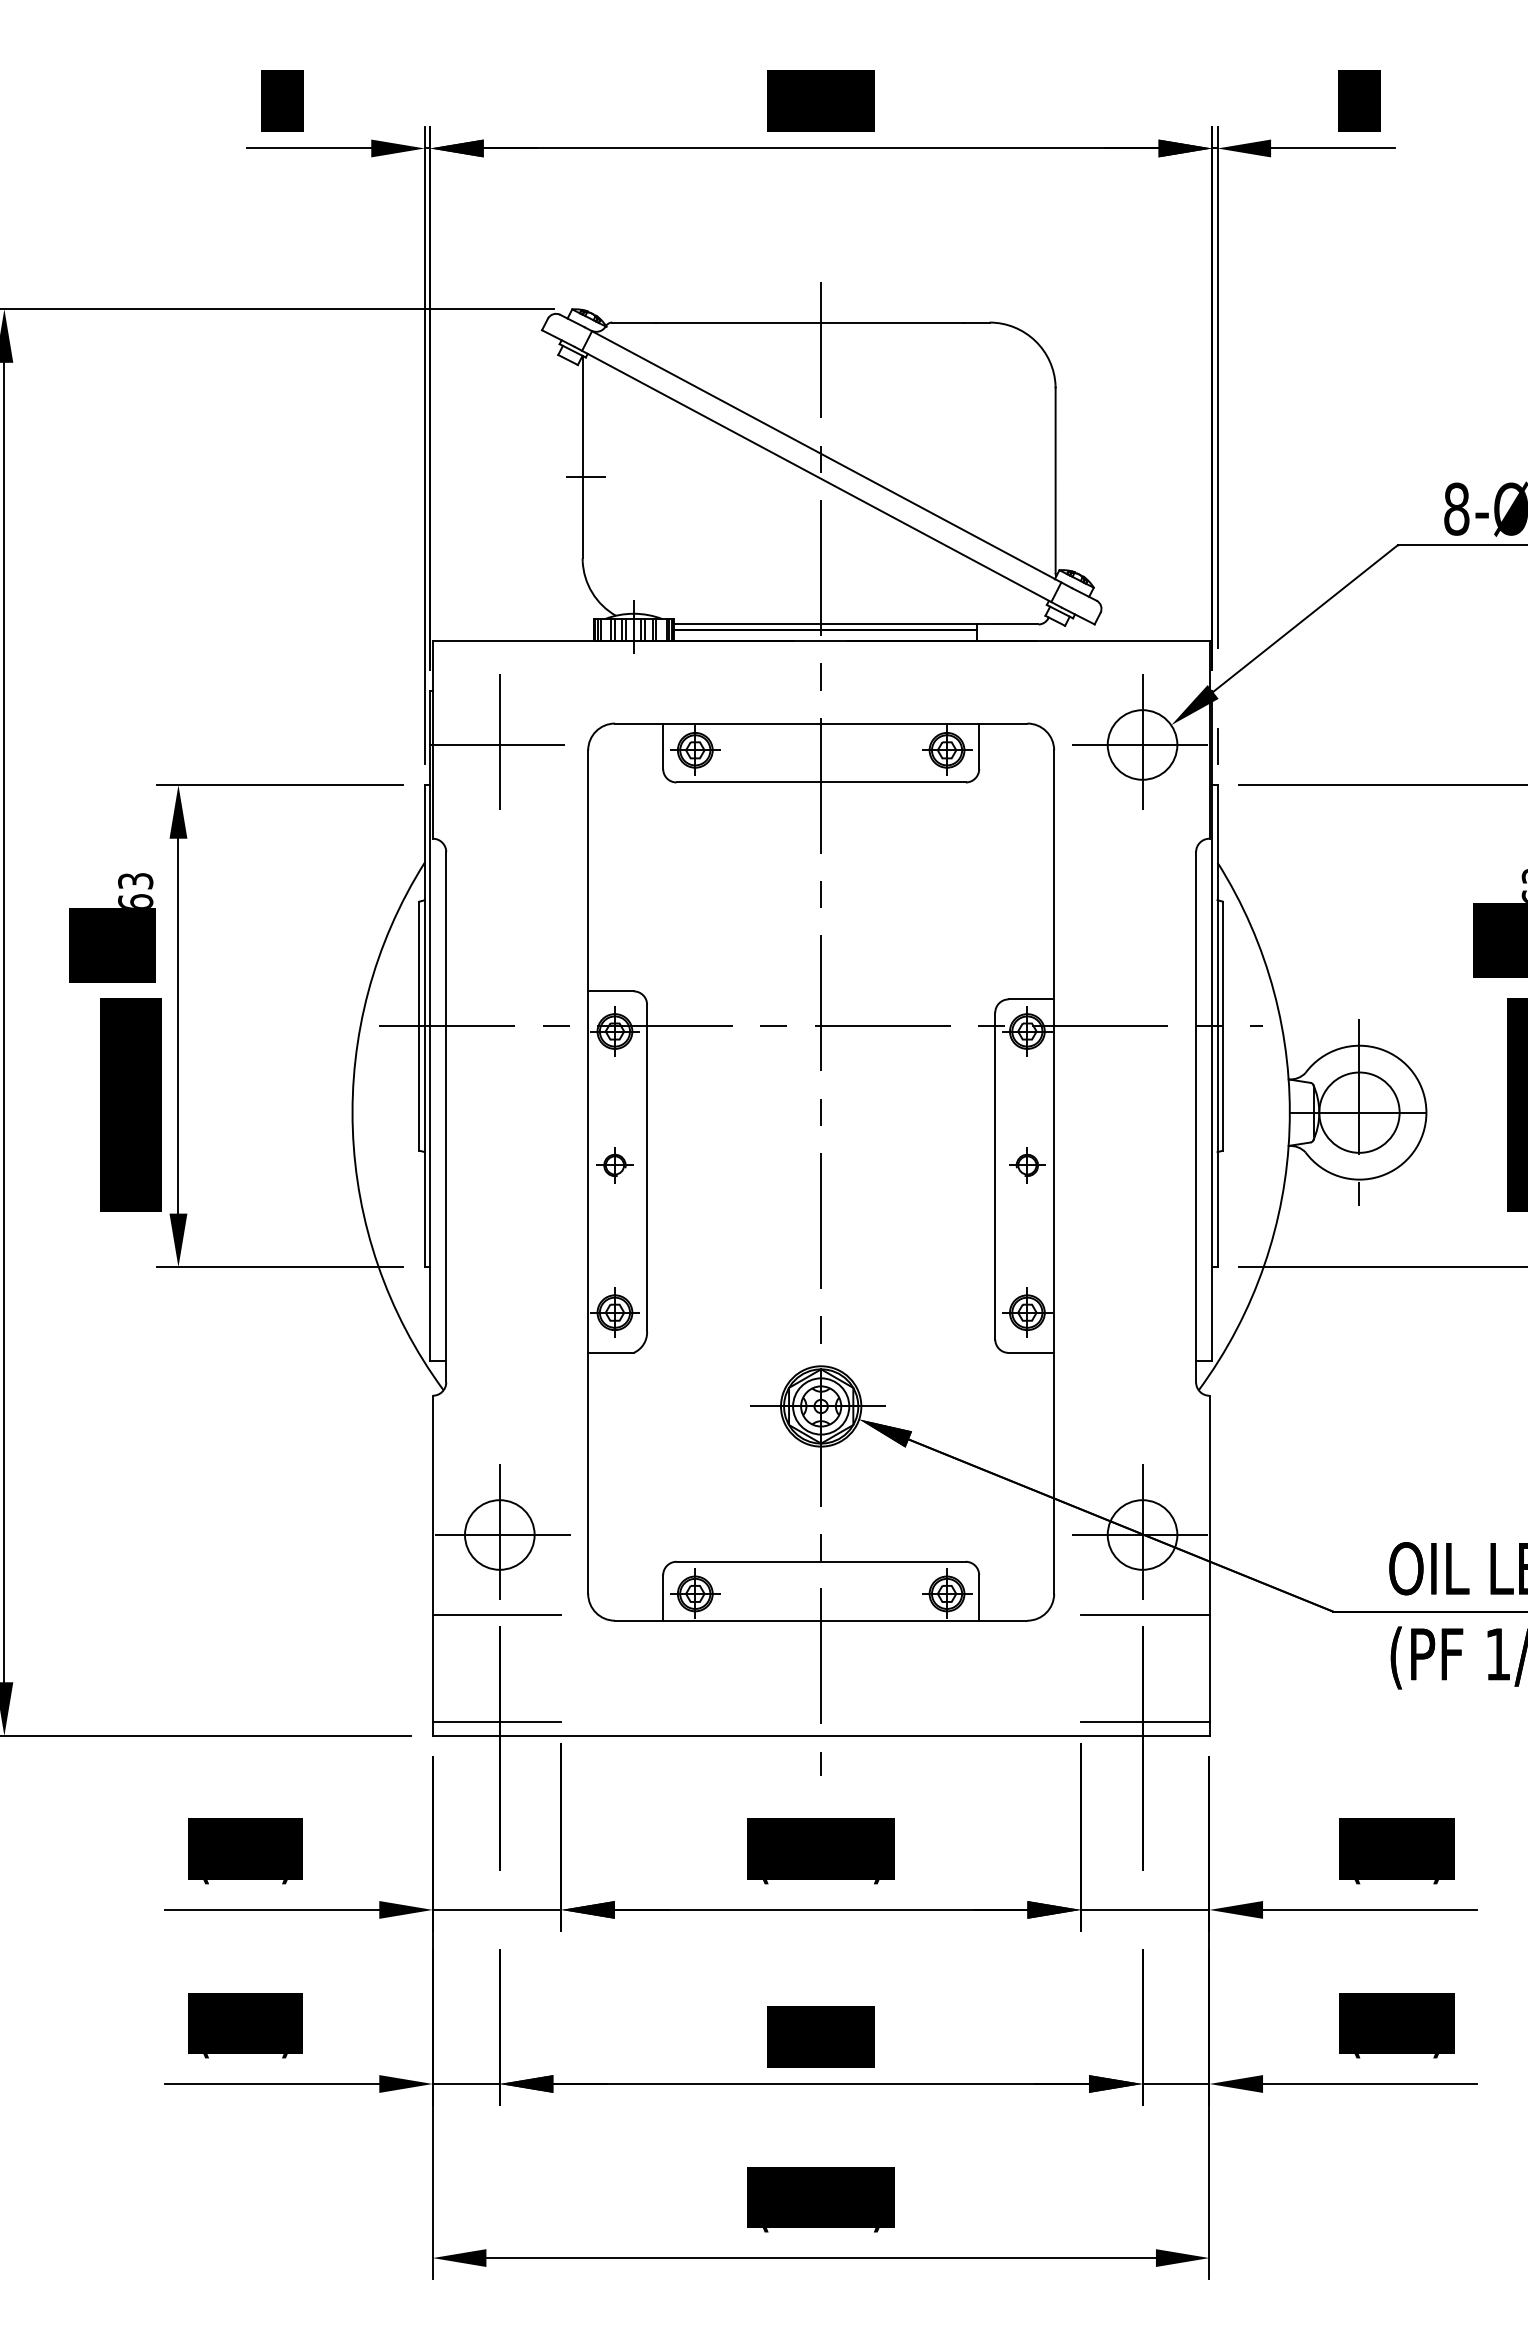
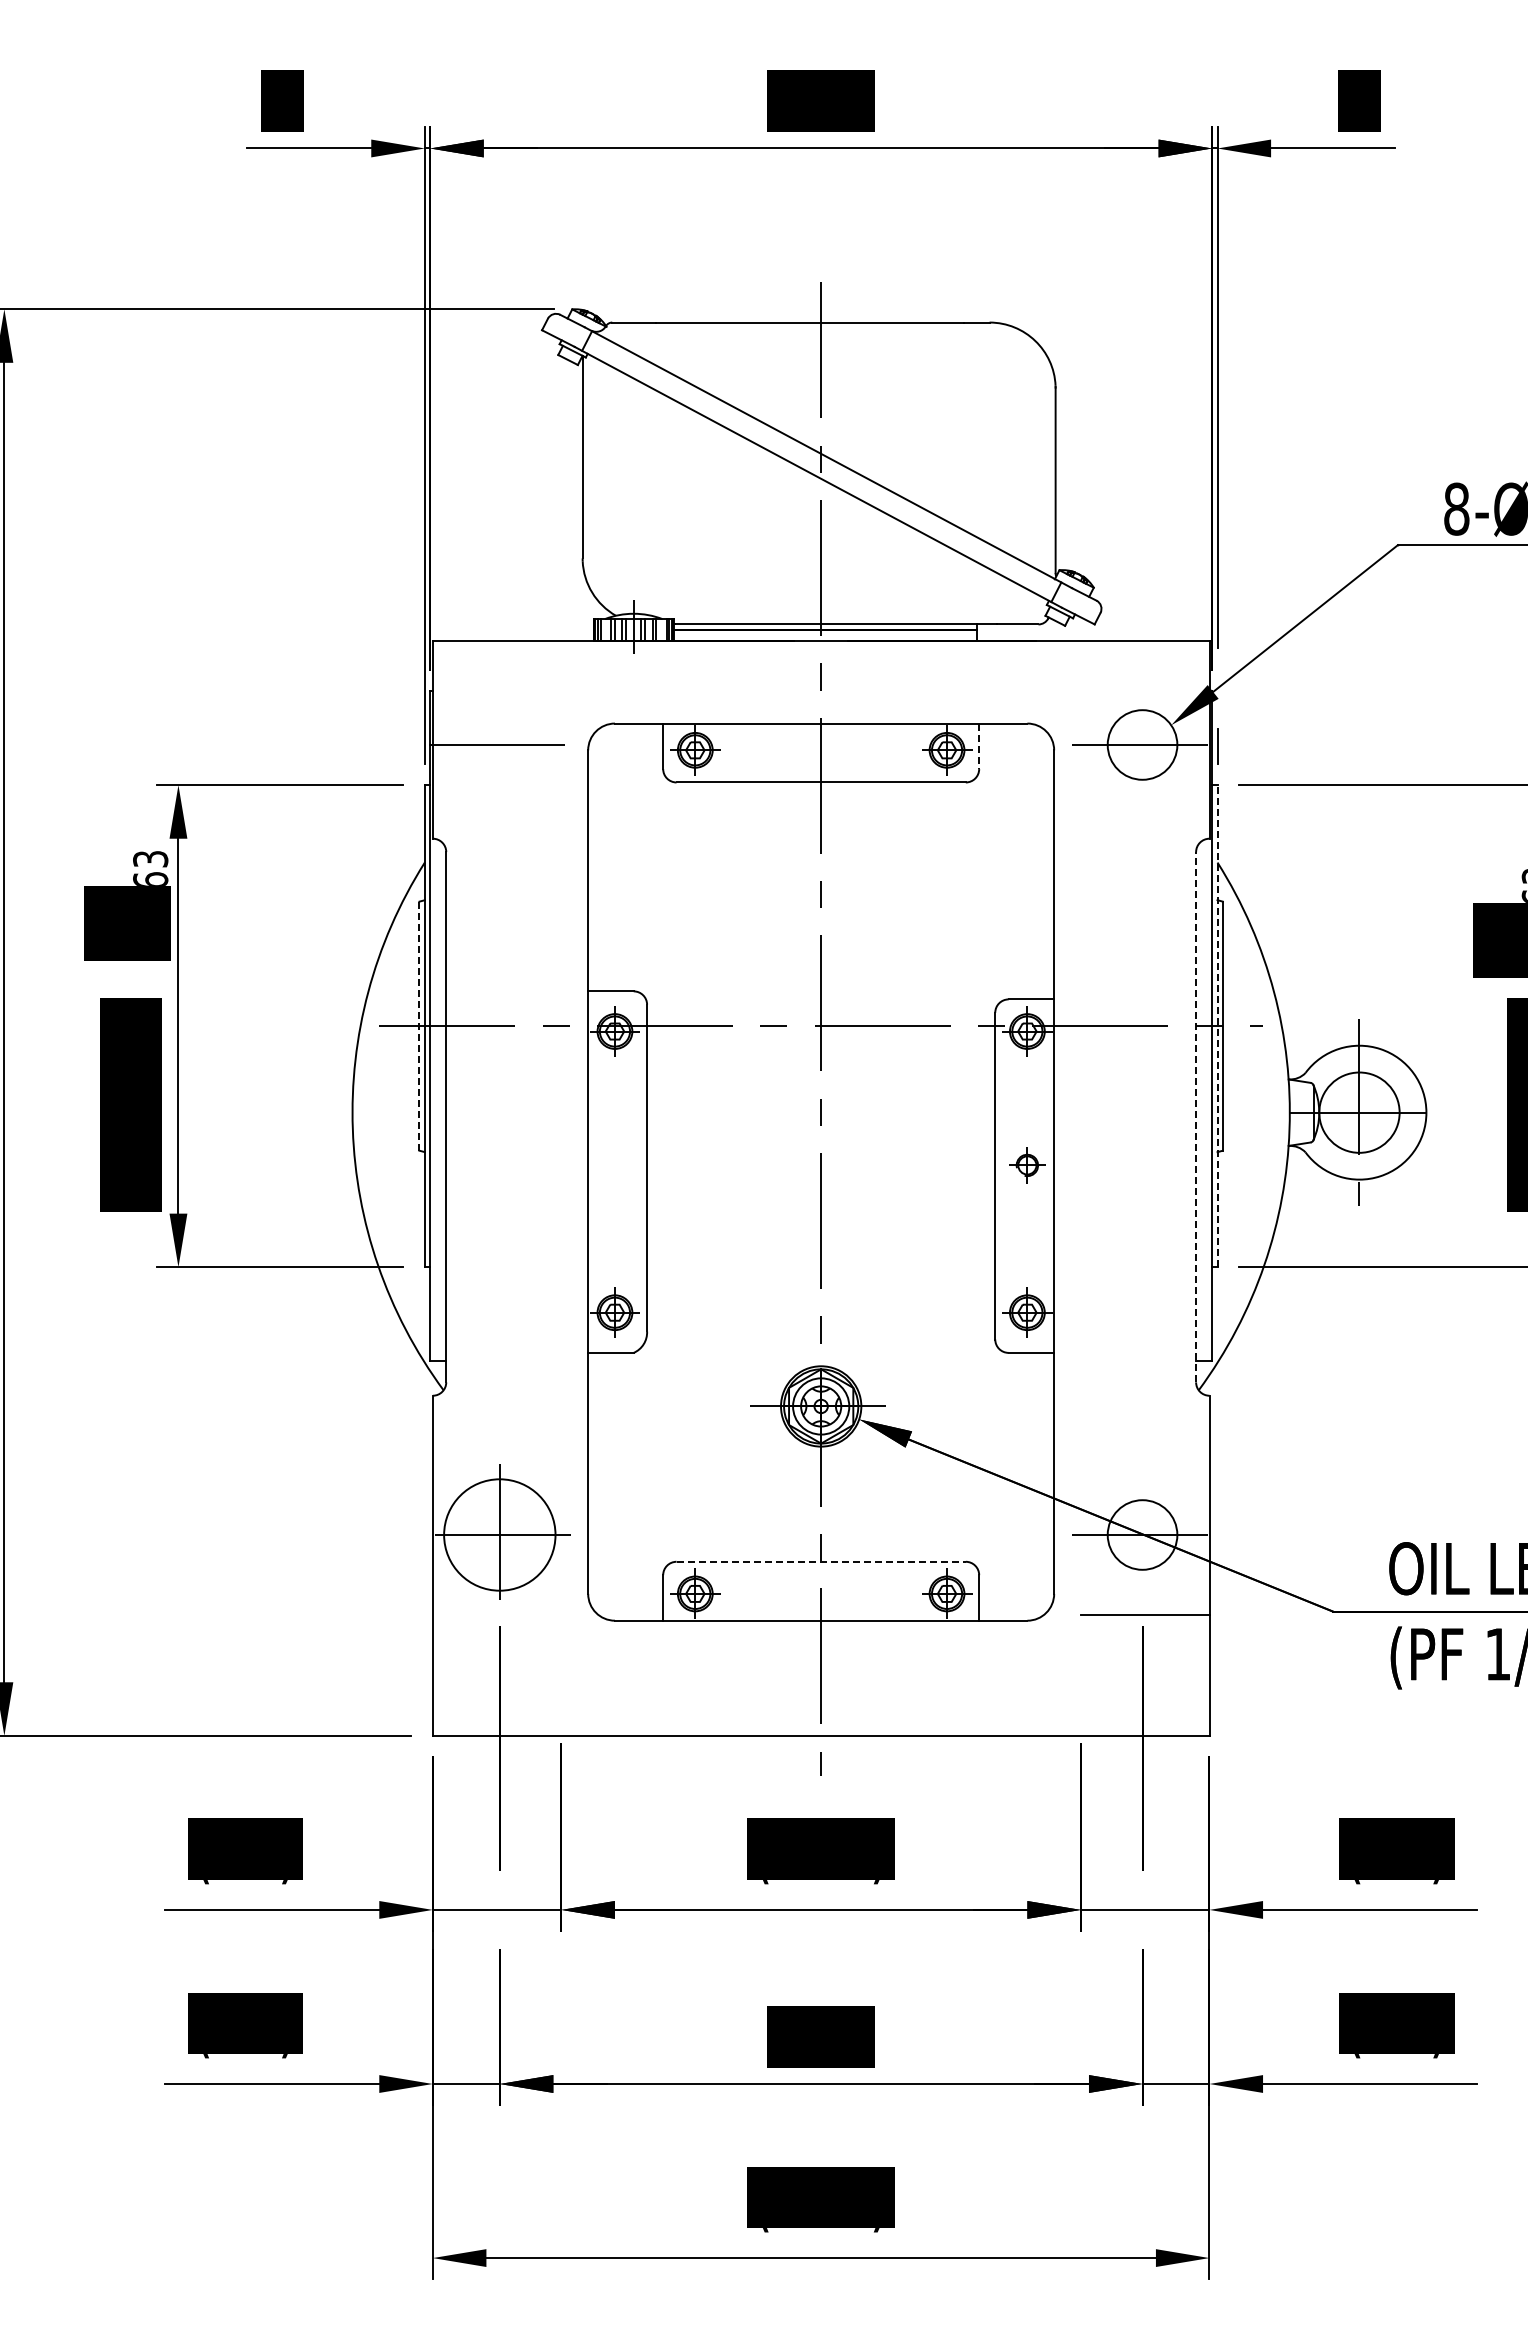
line: present -> none (585, 477)
line: present -> none (499, 744)
line: present -> none (1142, 744)
line: solid -> dashed (979, 746)
text position: (112, 927) -> (127, 905) (127, 905)
line: solid -> dashed (1217, 1025)
line: solid -> dashed (419, 1026)
line: solid -> dashed (1196, 1116)
part: present -> none (614, 1165)
circle diameter: 70 px -> 111 px (499, 1534)
line: present -> none (1142, 1534)
line: solid -> dashed (821, 1561)
line: present -> none (496, 1615)
line: present -> none (496, 1722)
line: present -> none (1144, 1722)
